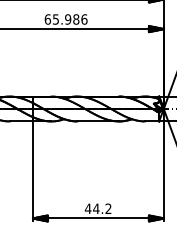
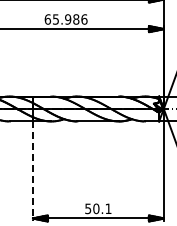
line: solid -> dashed (33, 171)
text: 44.2 -> 50.1 (97, 208)
